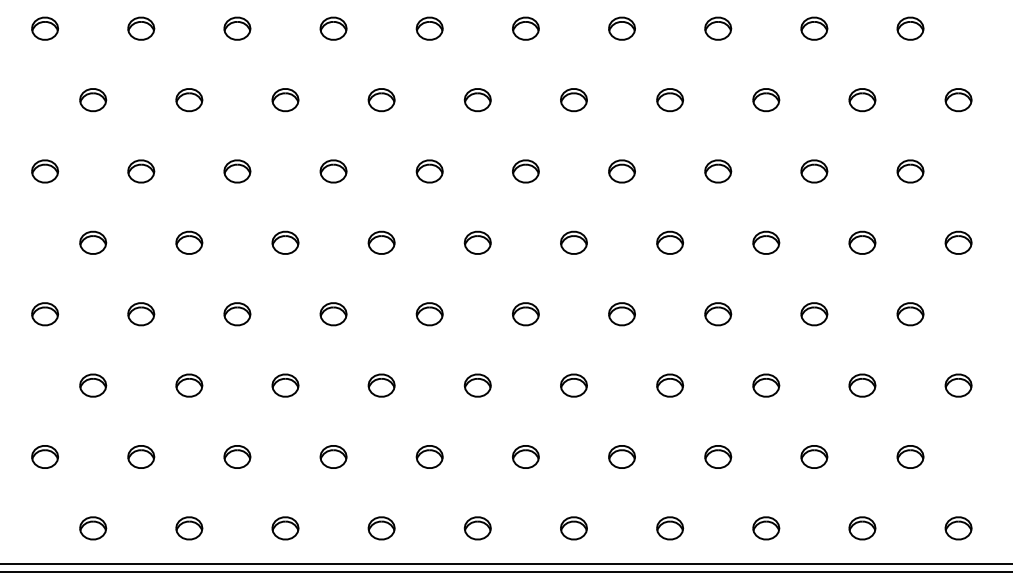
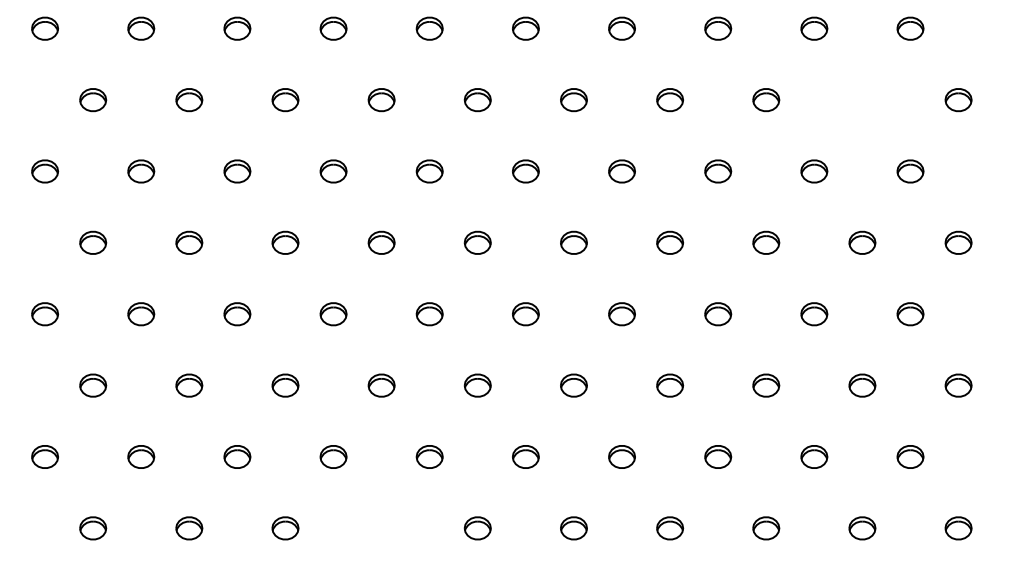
part: present -> none (862, 100)
part: present -> none (381, 528)
line: present -> none (505, 564)
line: present -> none (505, 571)
